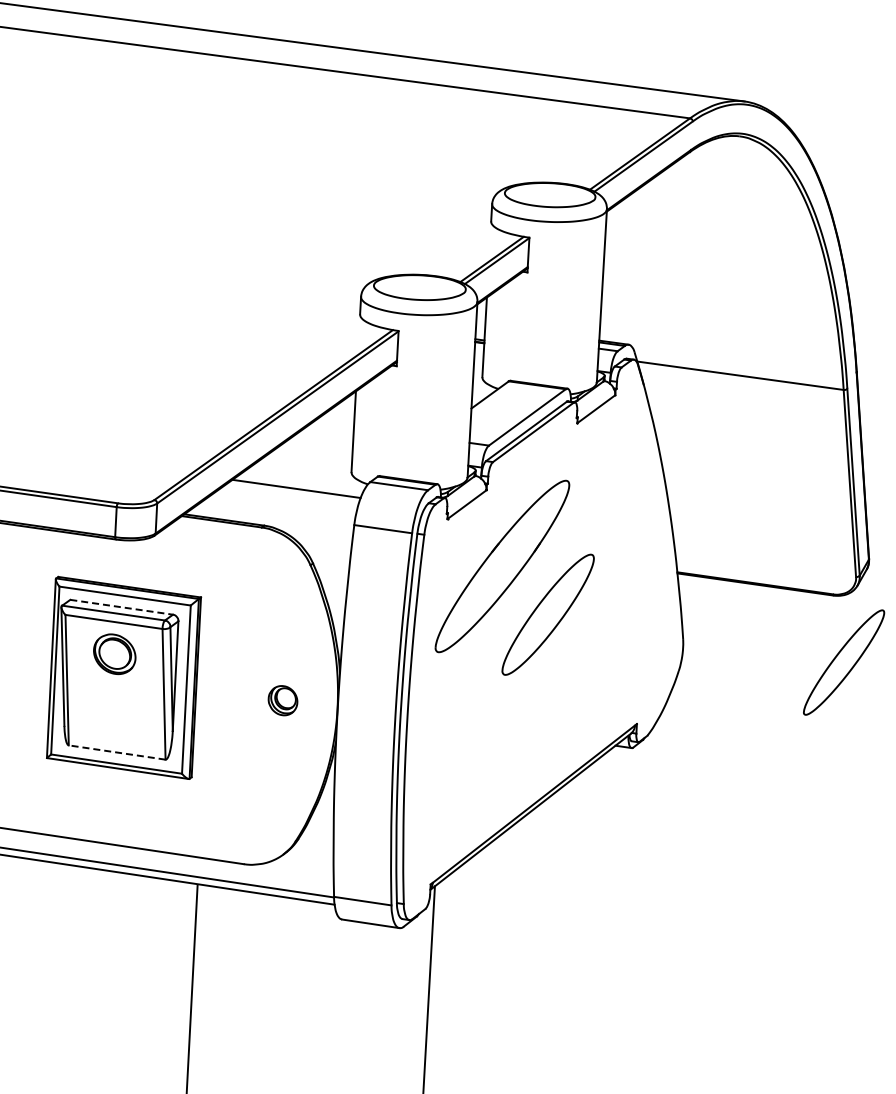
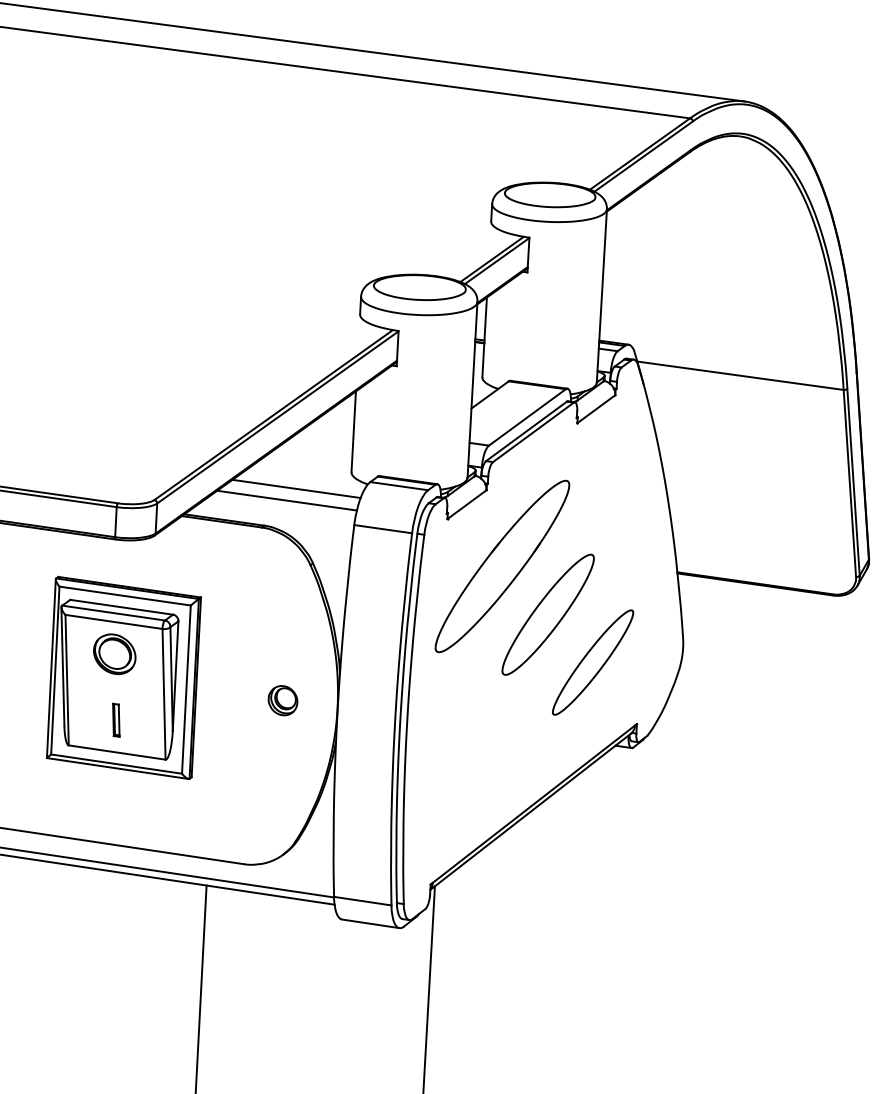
line: none -> present (286, 500)
line: dashed -> solid (121, 607)
part position: (844, 662) -> (593, 662) (593, 662)
part: none -> present (116, 719)
line: dashed -> solid (117, 752)
line position: (191, 987) -> (200, 987) (200, 987)
